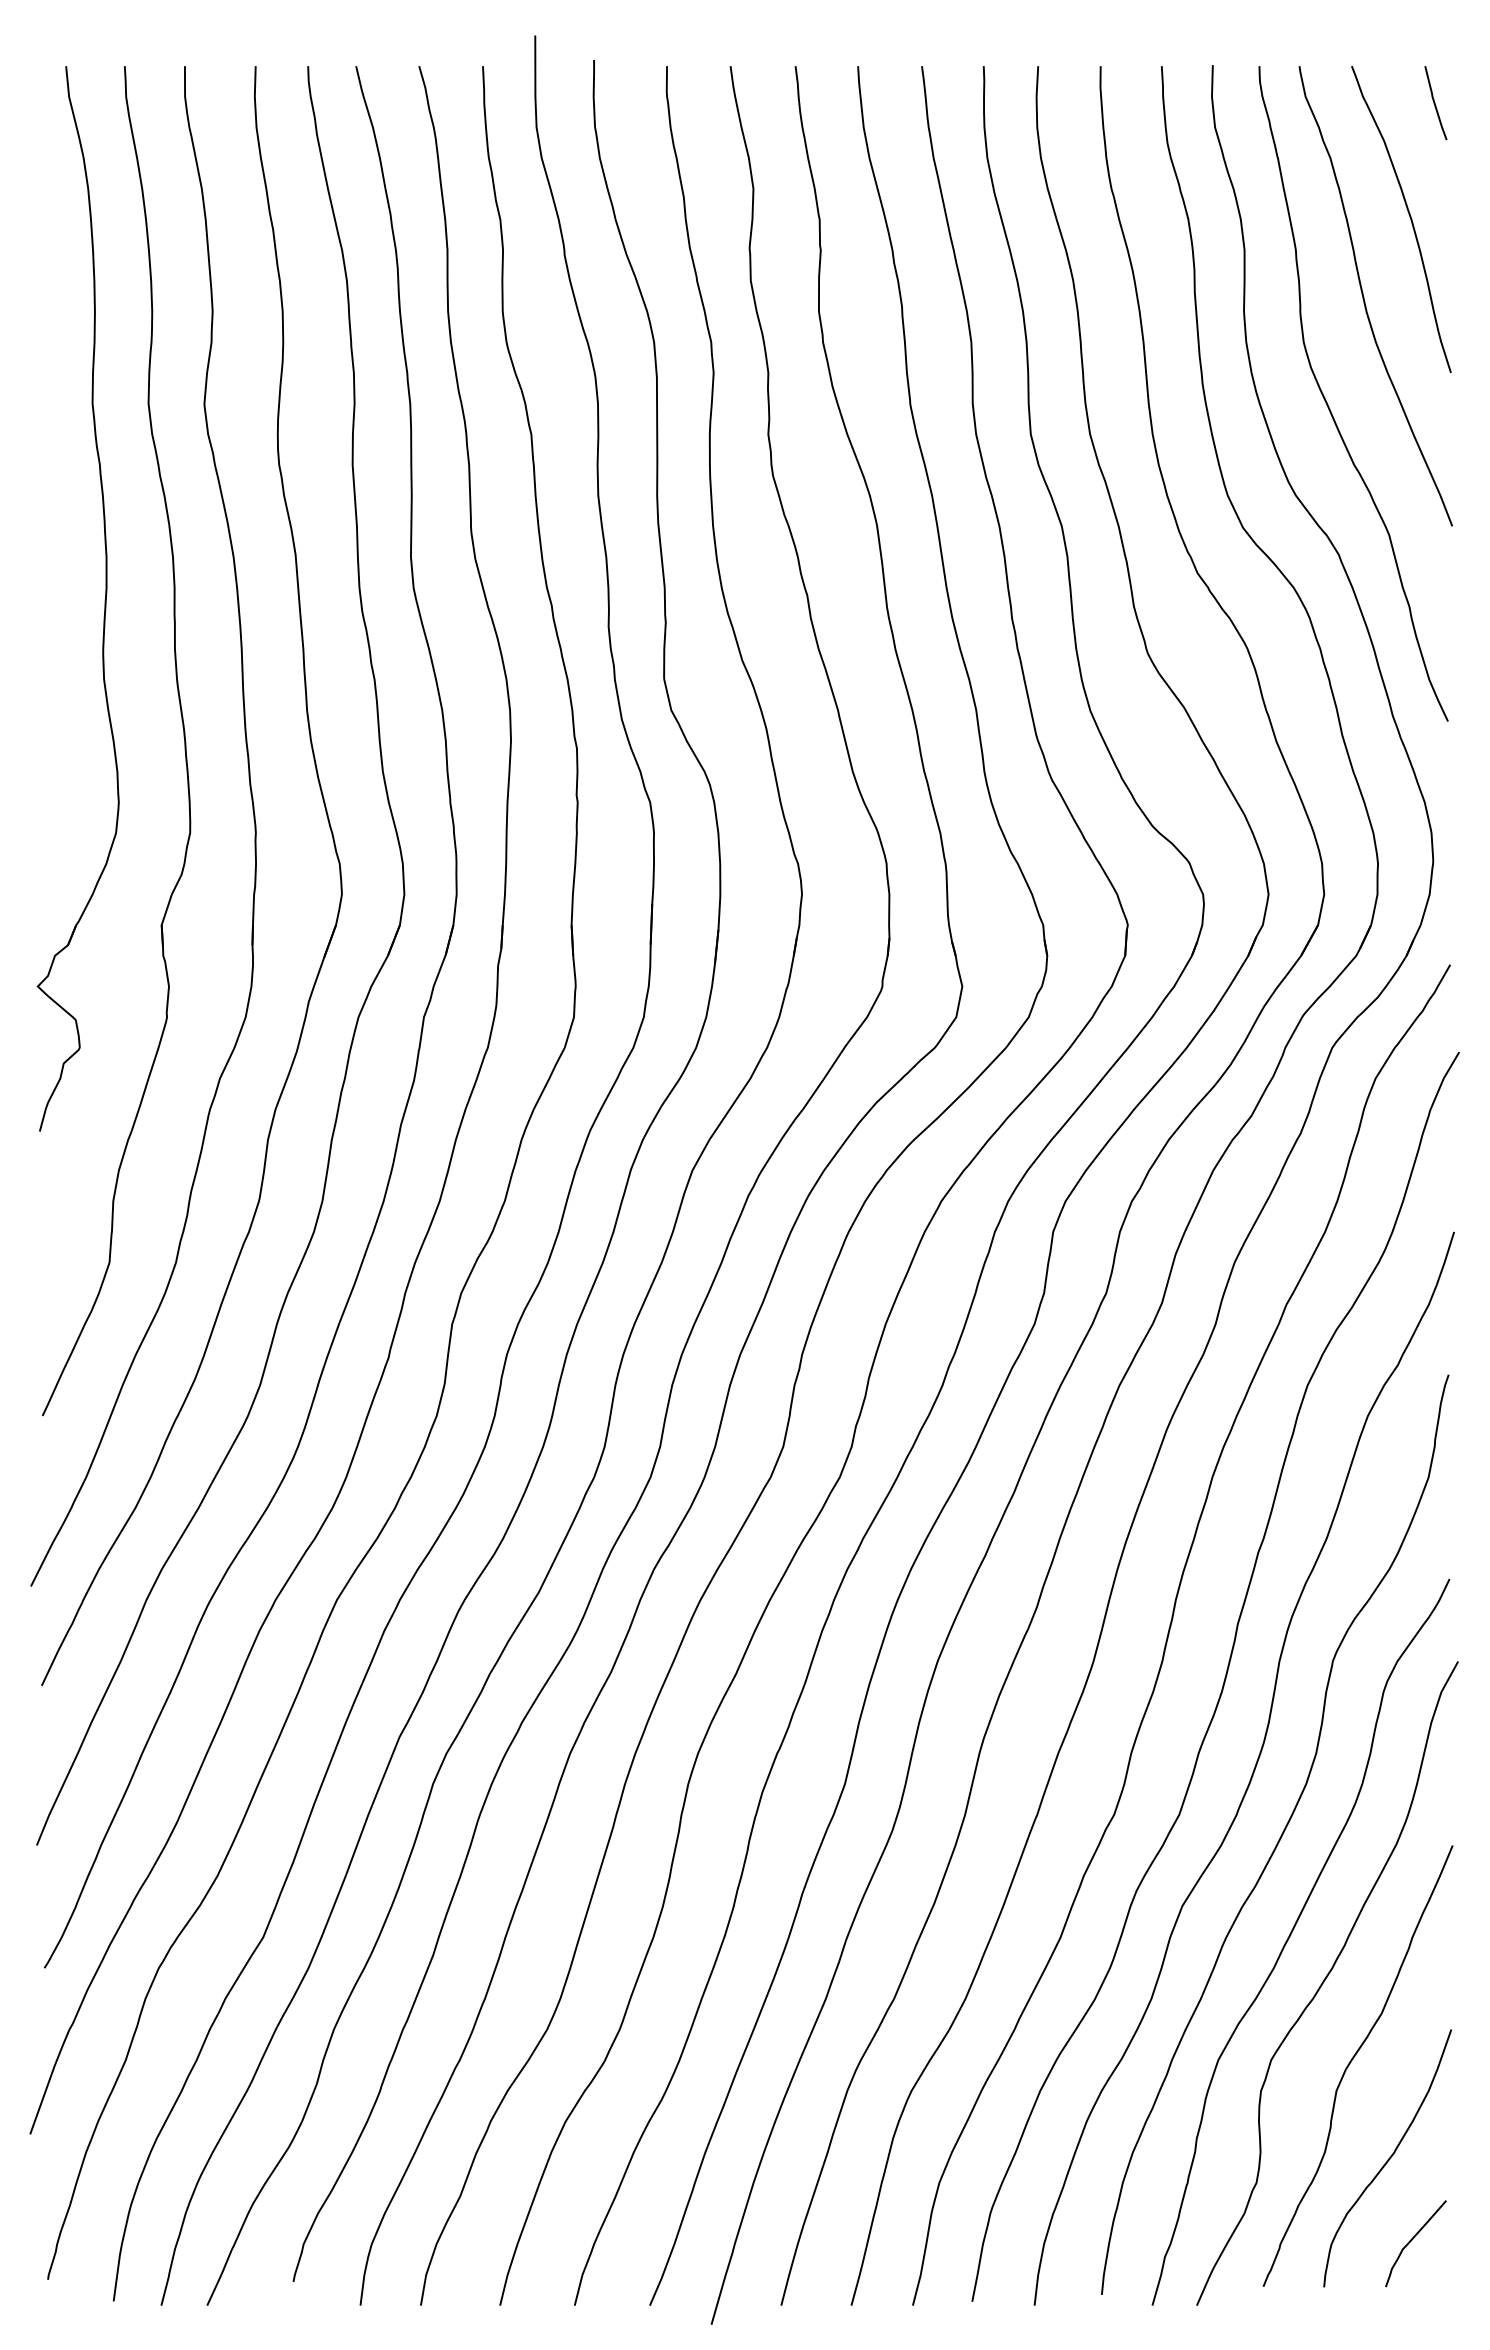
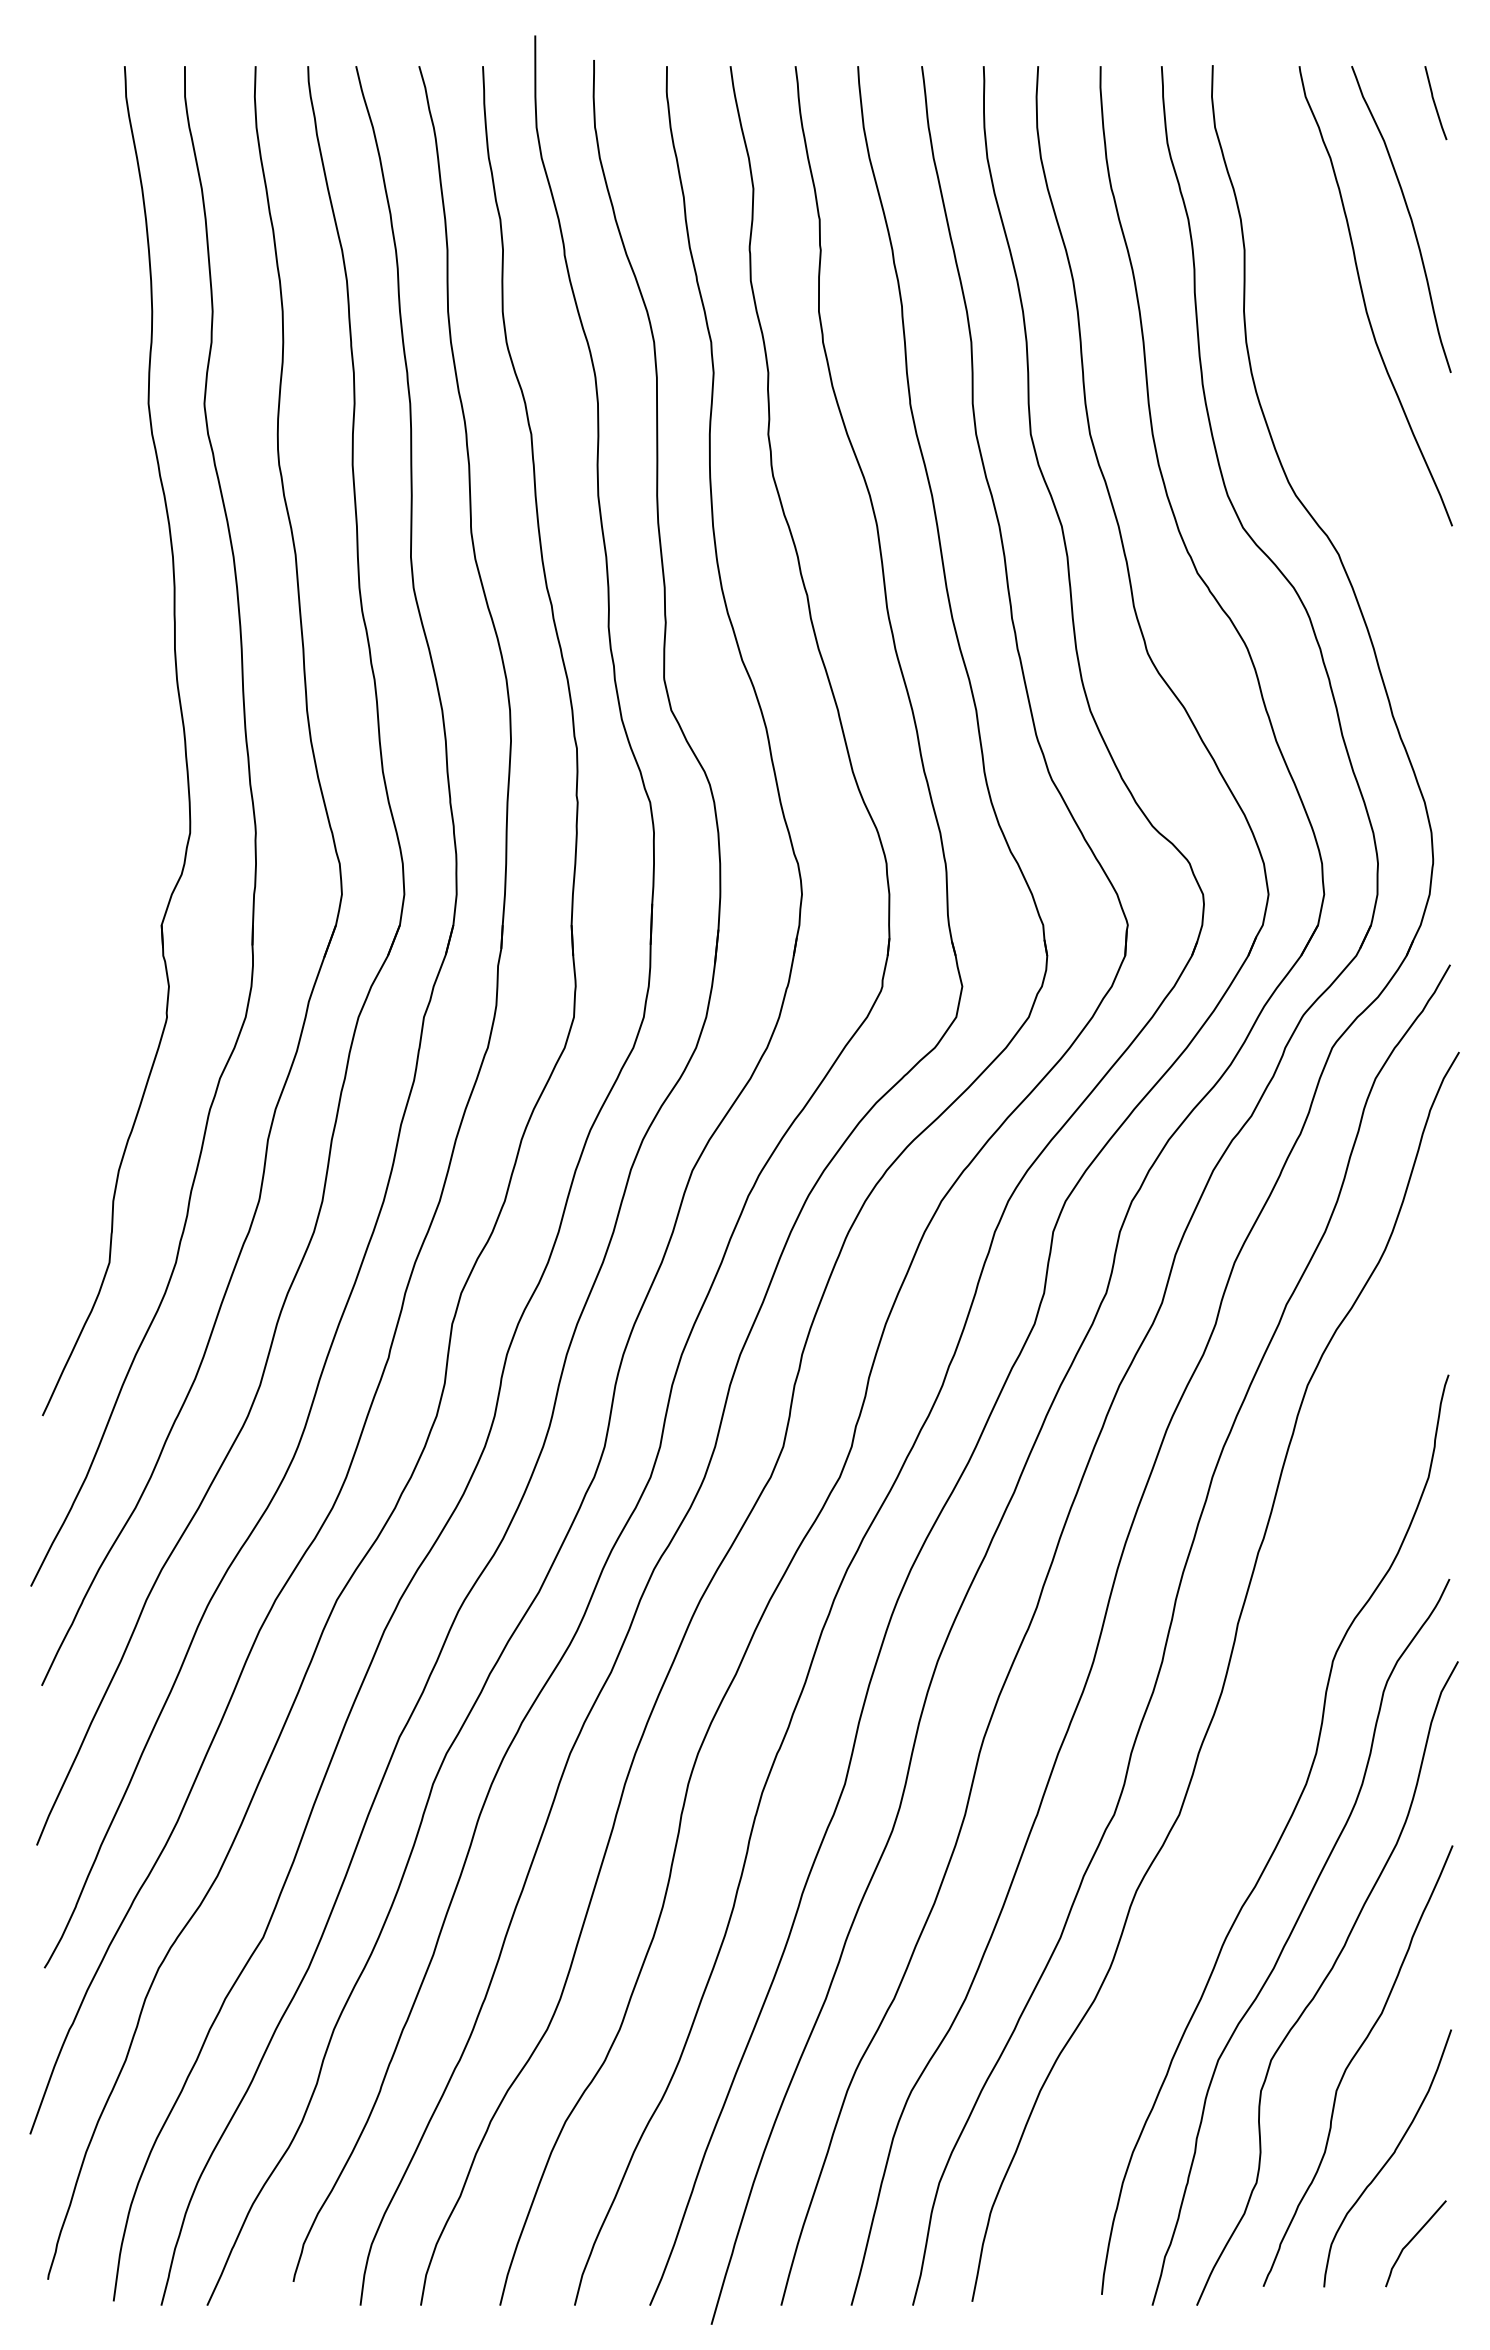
curve: present -> none (1329, 406)
part: present -> none (104, 600)
curve: present -> none (1252, 1771)
